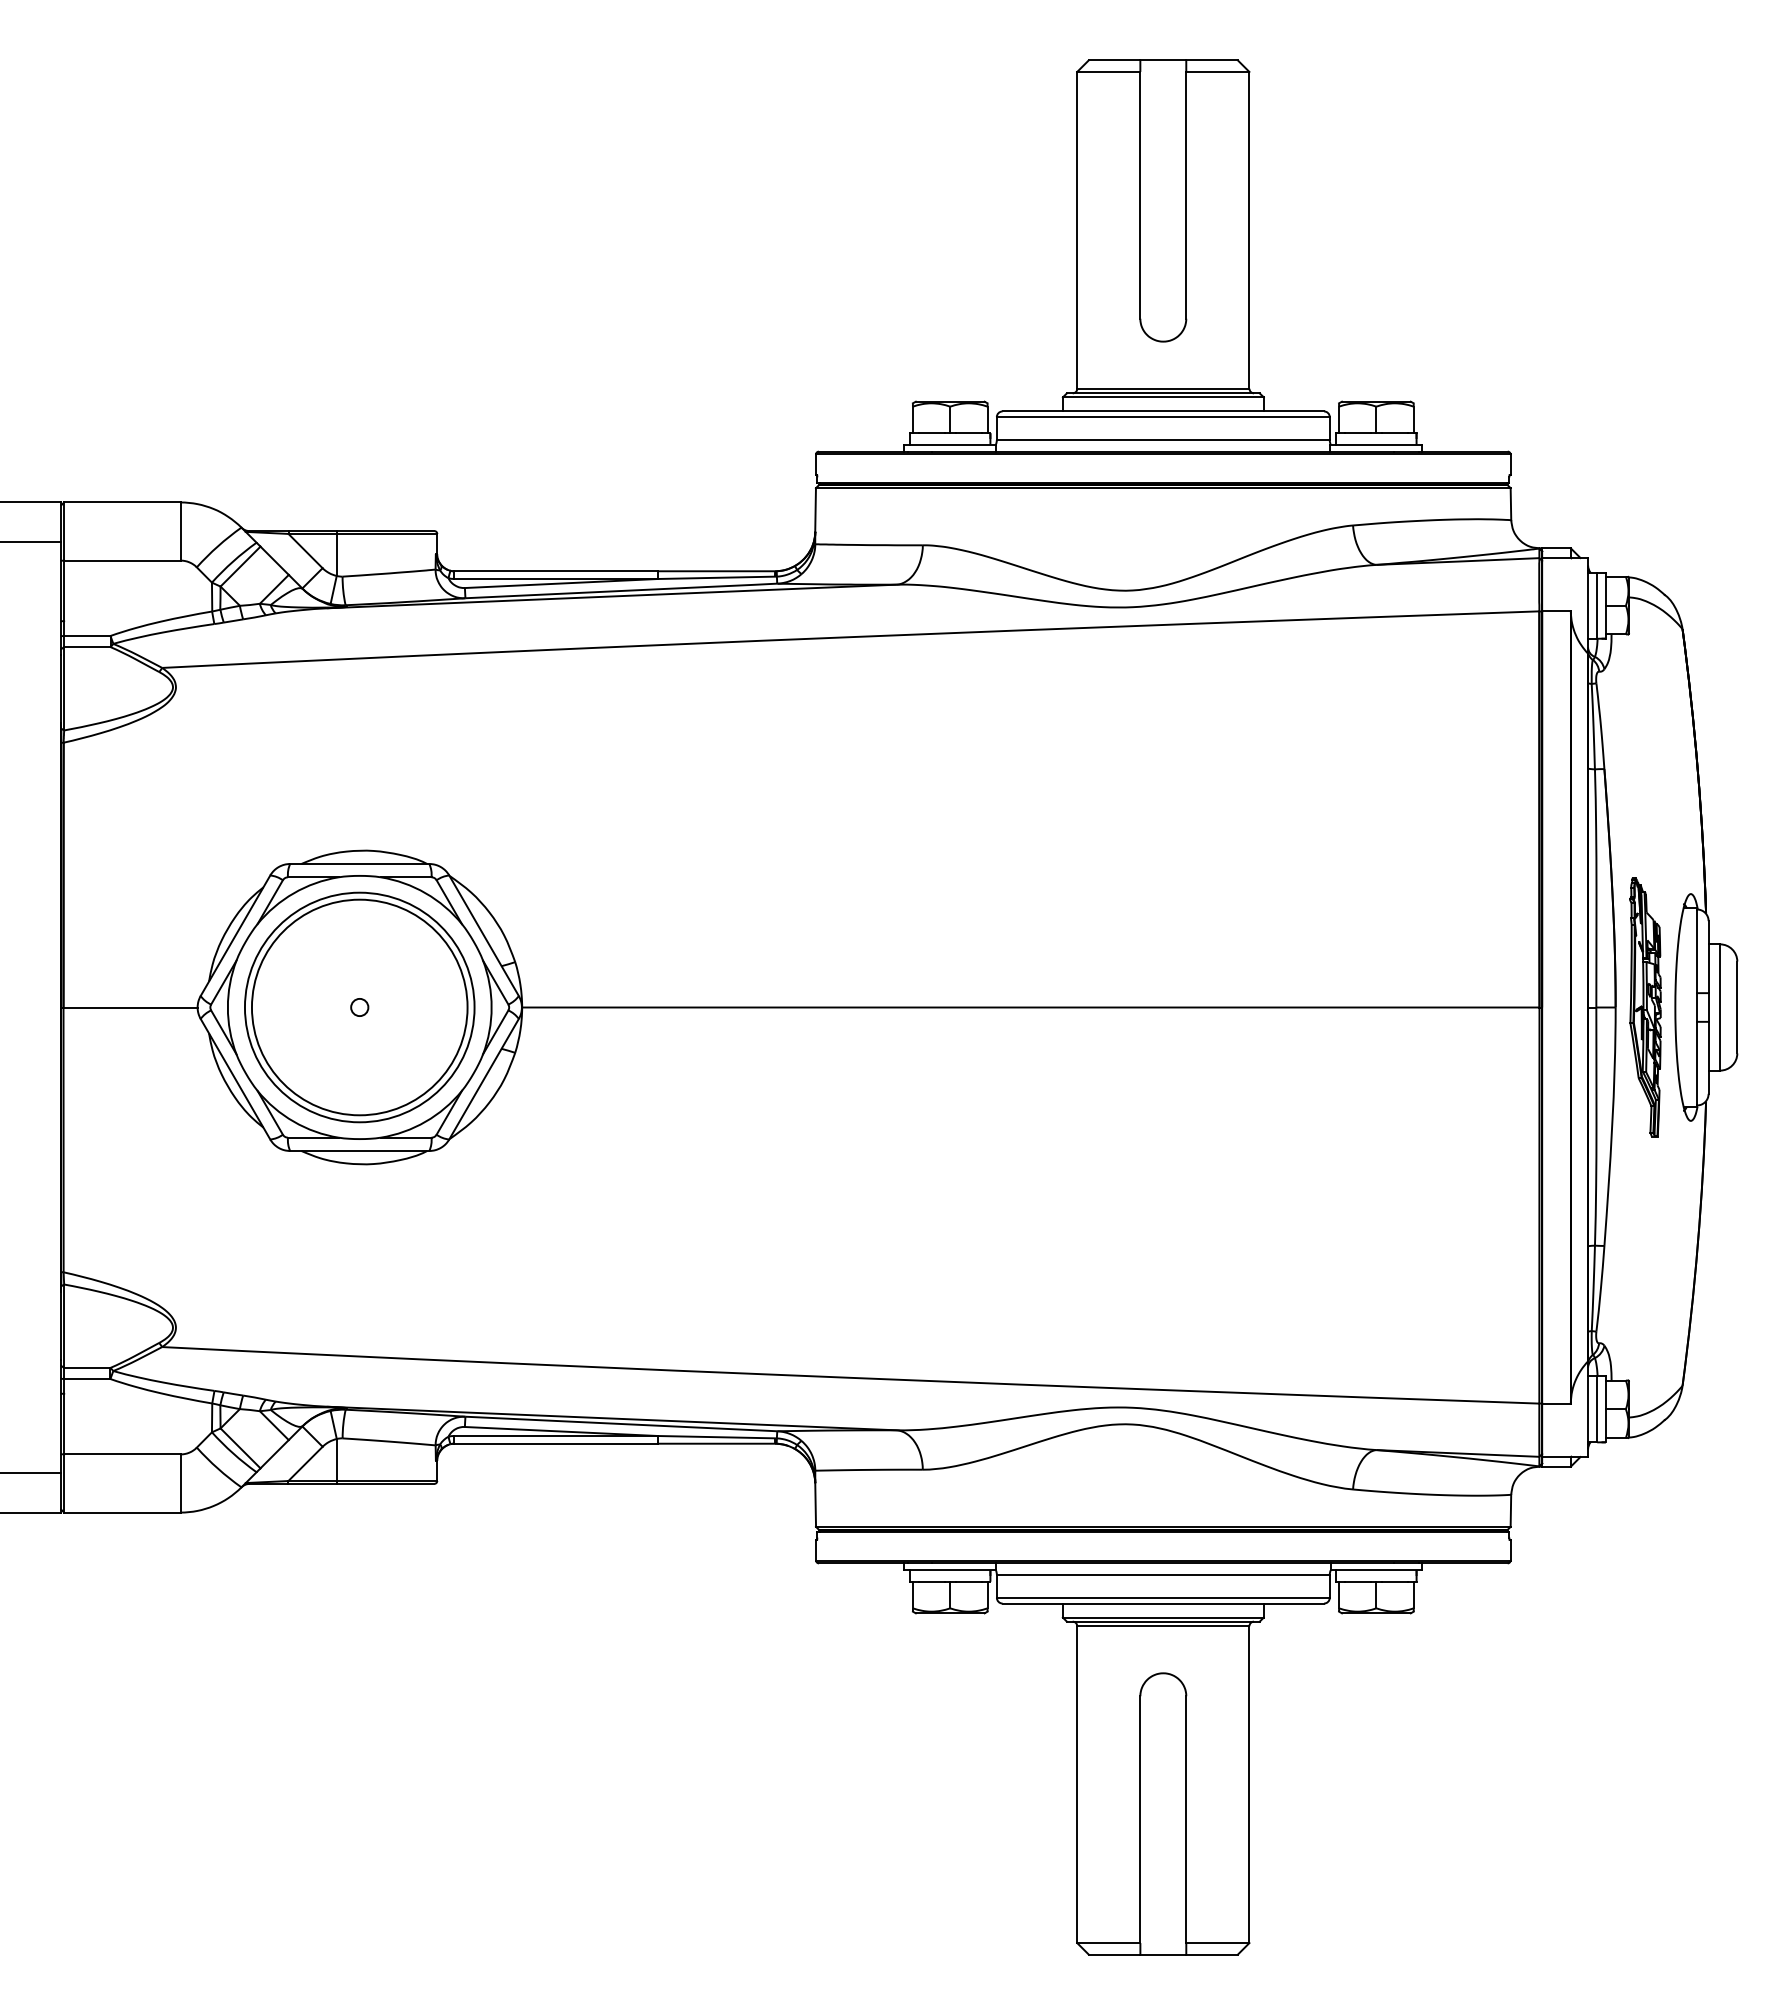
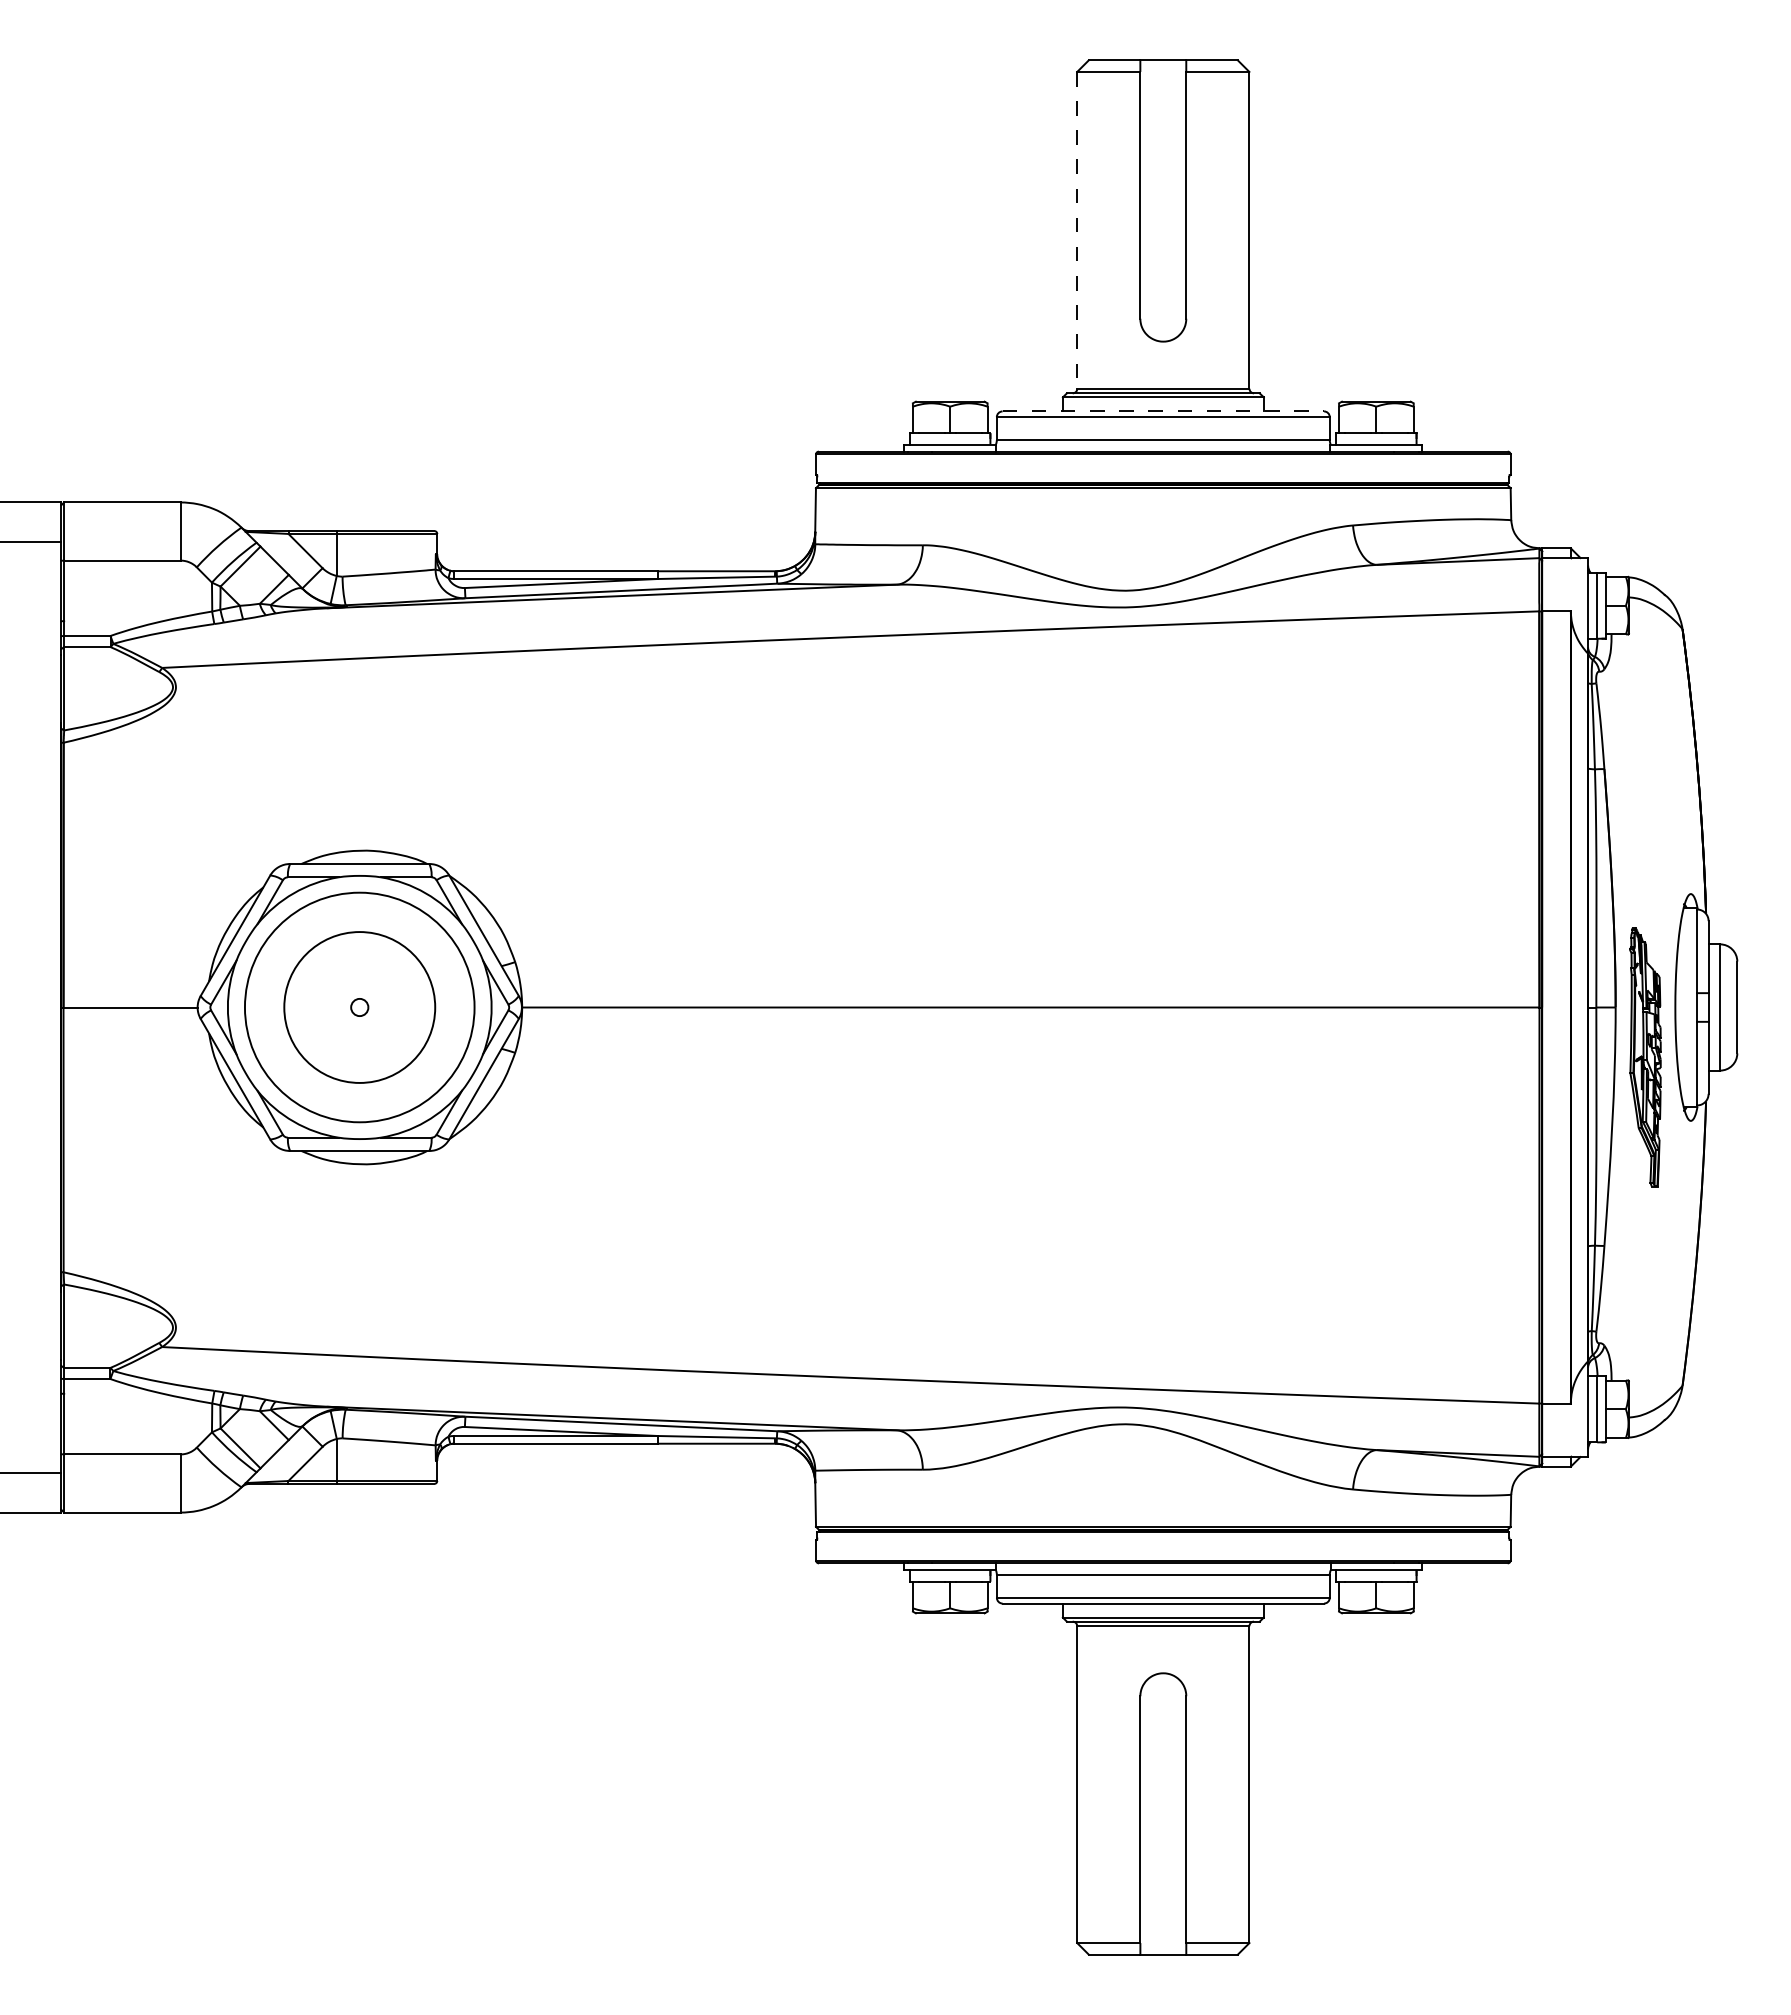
line: solid -> dashed (1077, 230)
line: solid -> dashed (1163, 411)
circle diameter: 216 px -> 151 px (359, 1007)
part position: (1645, 1007) -> (1645, 1057) (1645, 1057)
